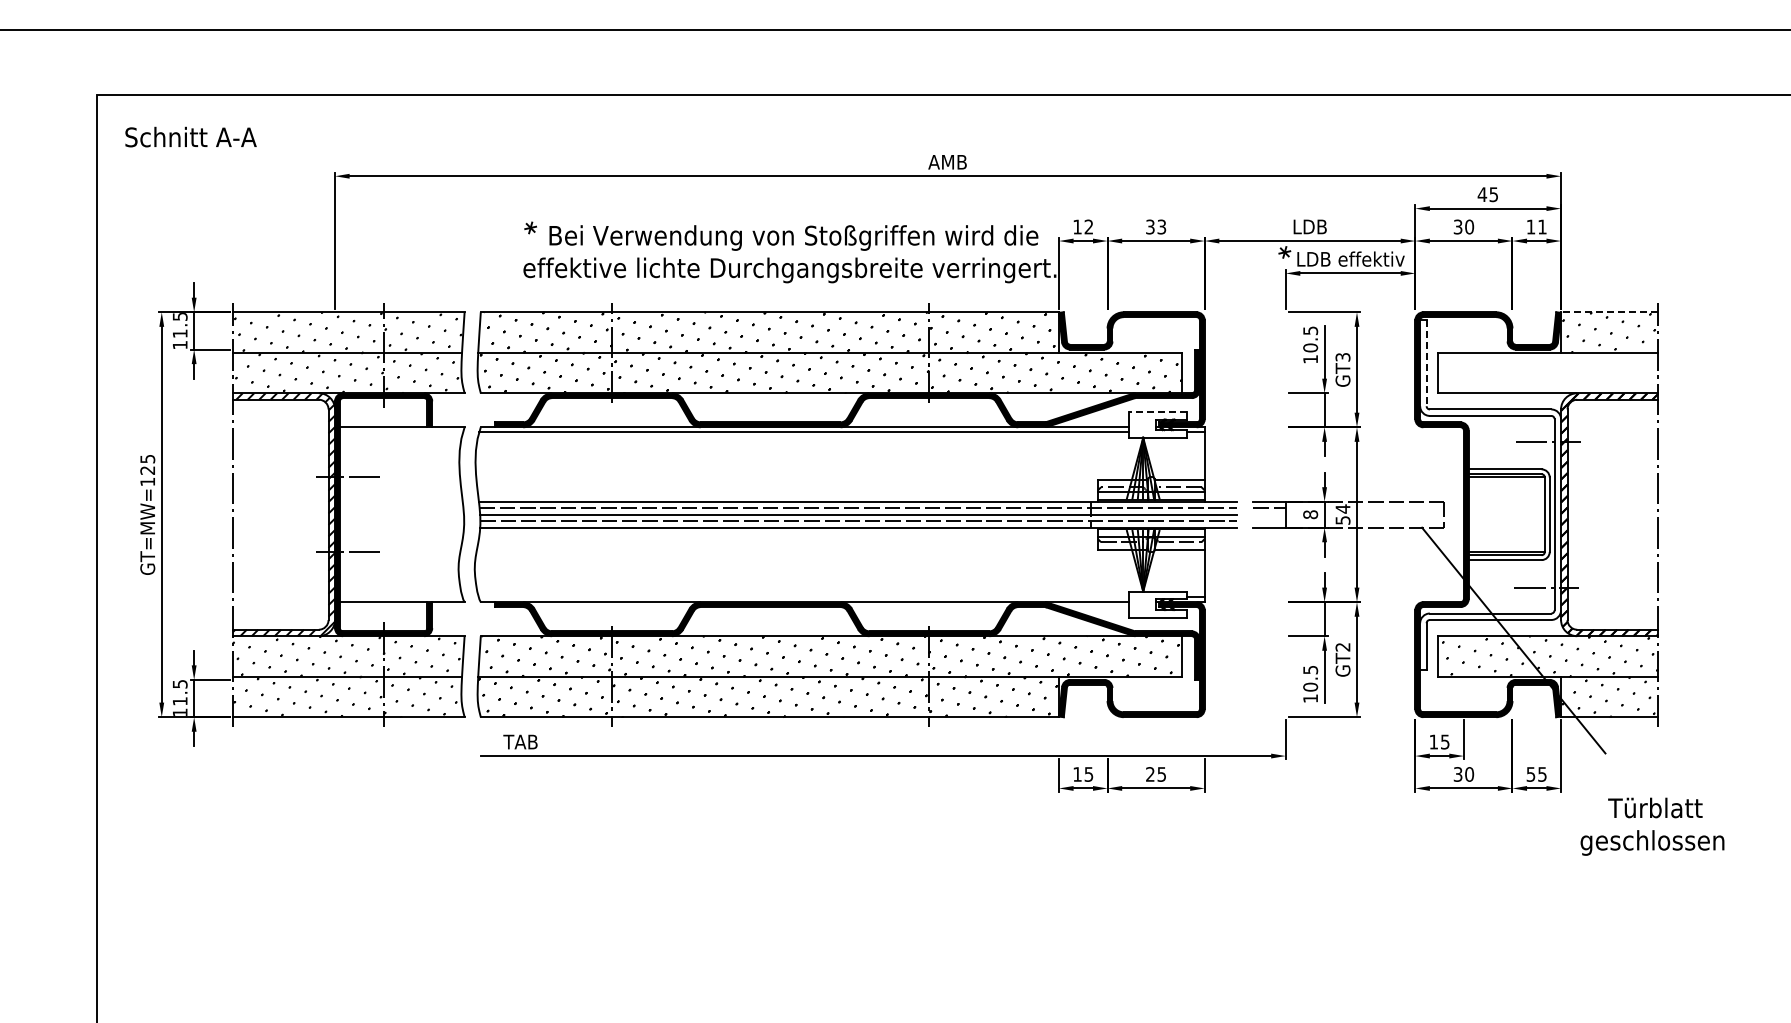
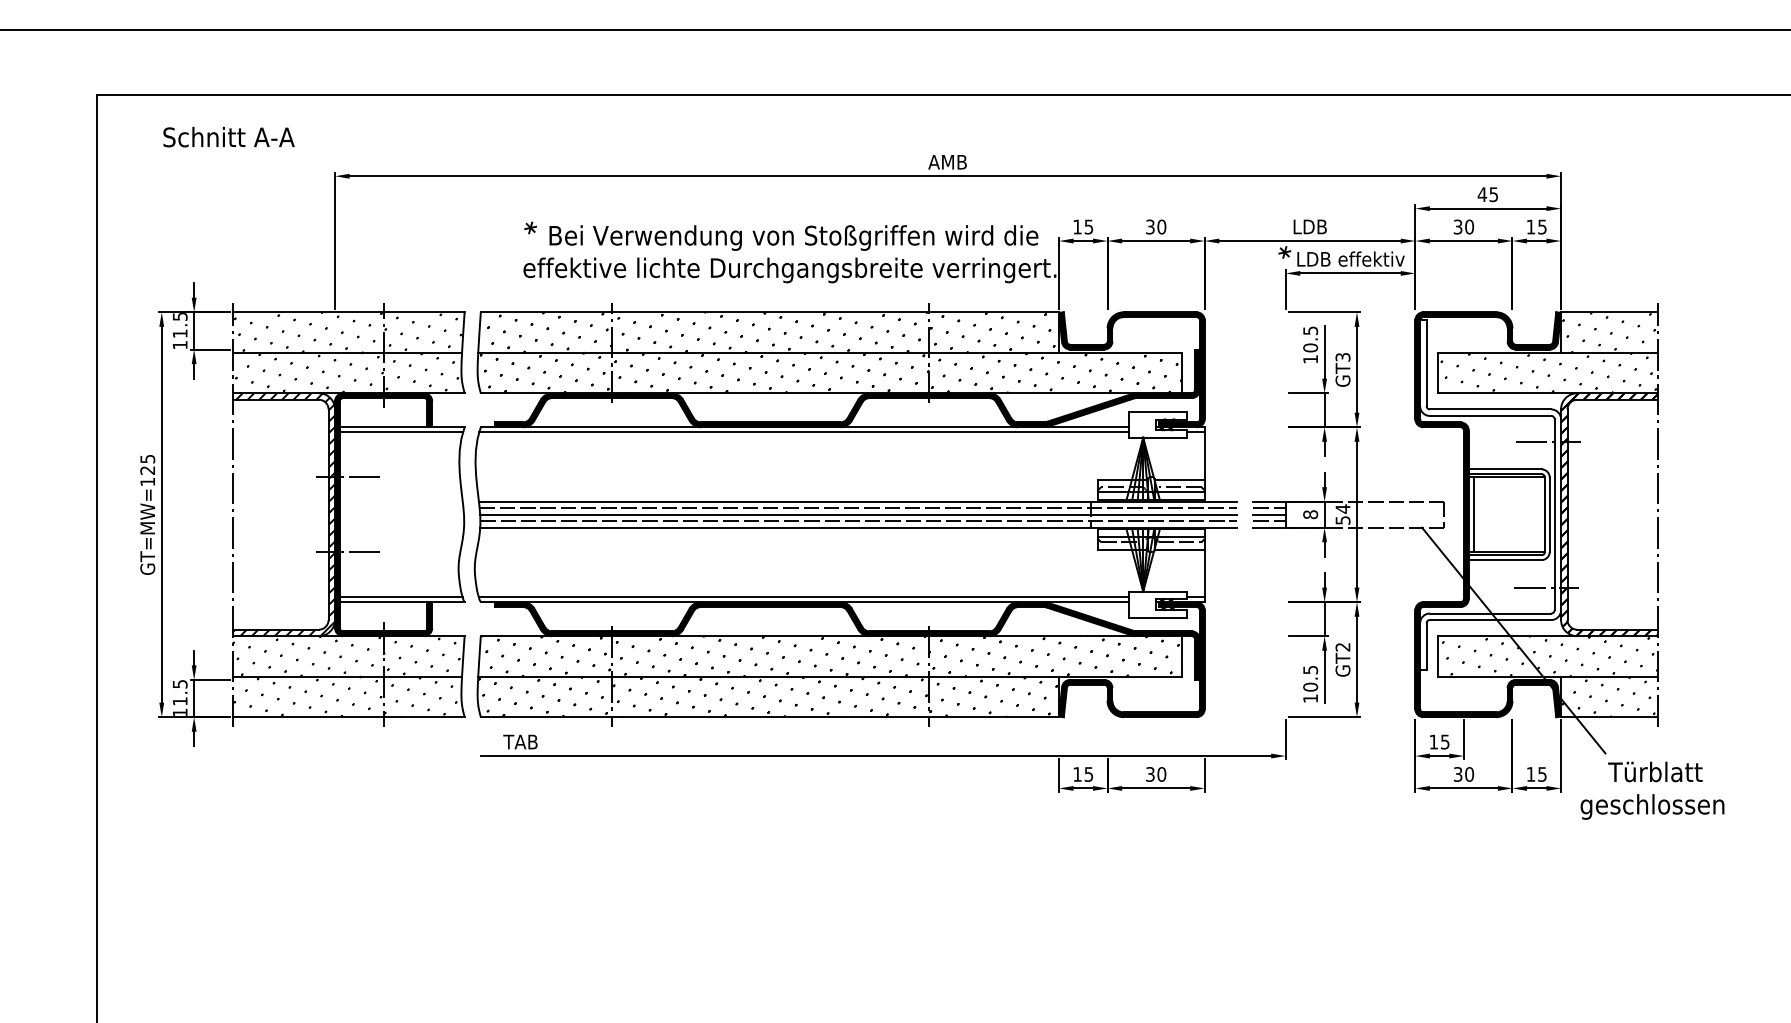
text position: (190, 136) -> (228, 136) (228, 136)
text: 12 -> 15 (1088, 226)
text: 33 -> 30 (1161, 226)
text: 11 -> 15 (1542, 226)
line: dashed -> solid (1609, 312)
line: dashed -> solid (1426, 363)
hatch: none -> present (1548, 372)
line: dashed -> solid (1157, 411)
line: none -> present (401, 432)
line: none -> present (1269, 514)
line: none -> present (1473, 514)
line: none -> present (1269, 521)
line: none -> present (400, 597)
line: none -> present (803, 597)
text: 25 -> 30 (1156, 774)
text: 55 -> 15 (1530, 774)
text position: (1652, 826) -> (1652, 790) (1652, 790)
